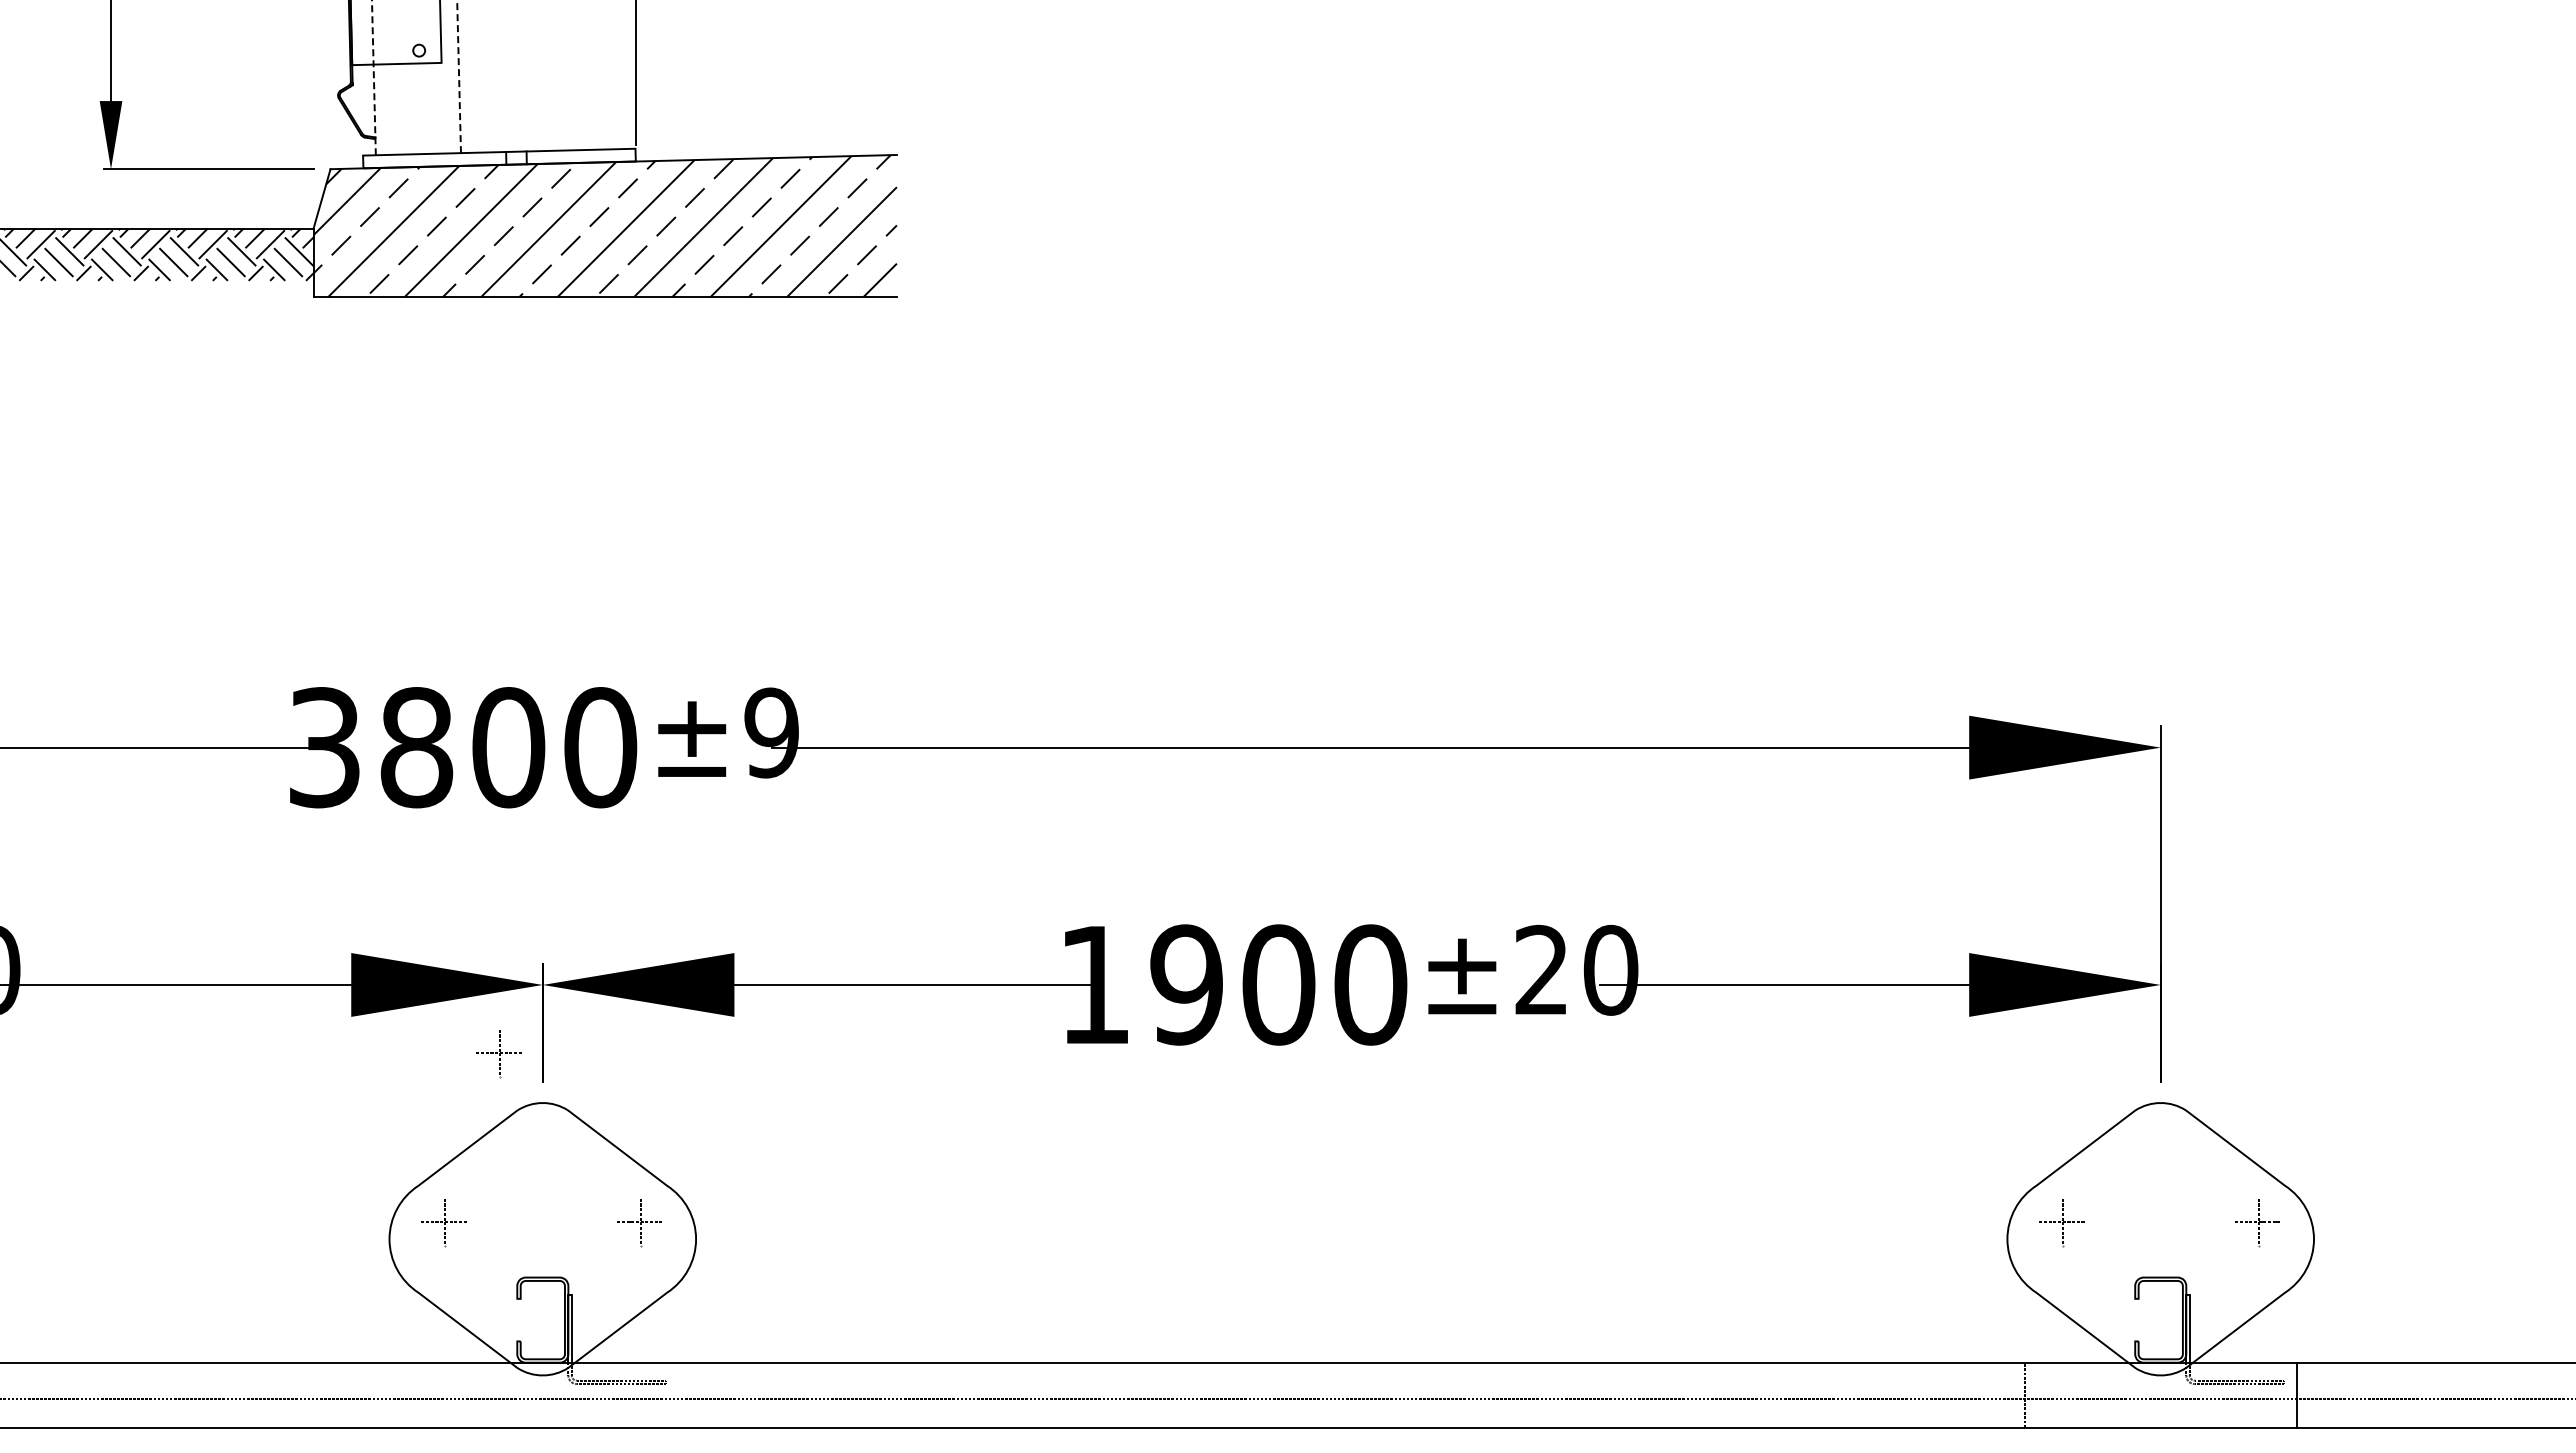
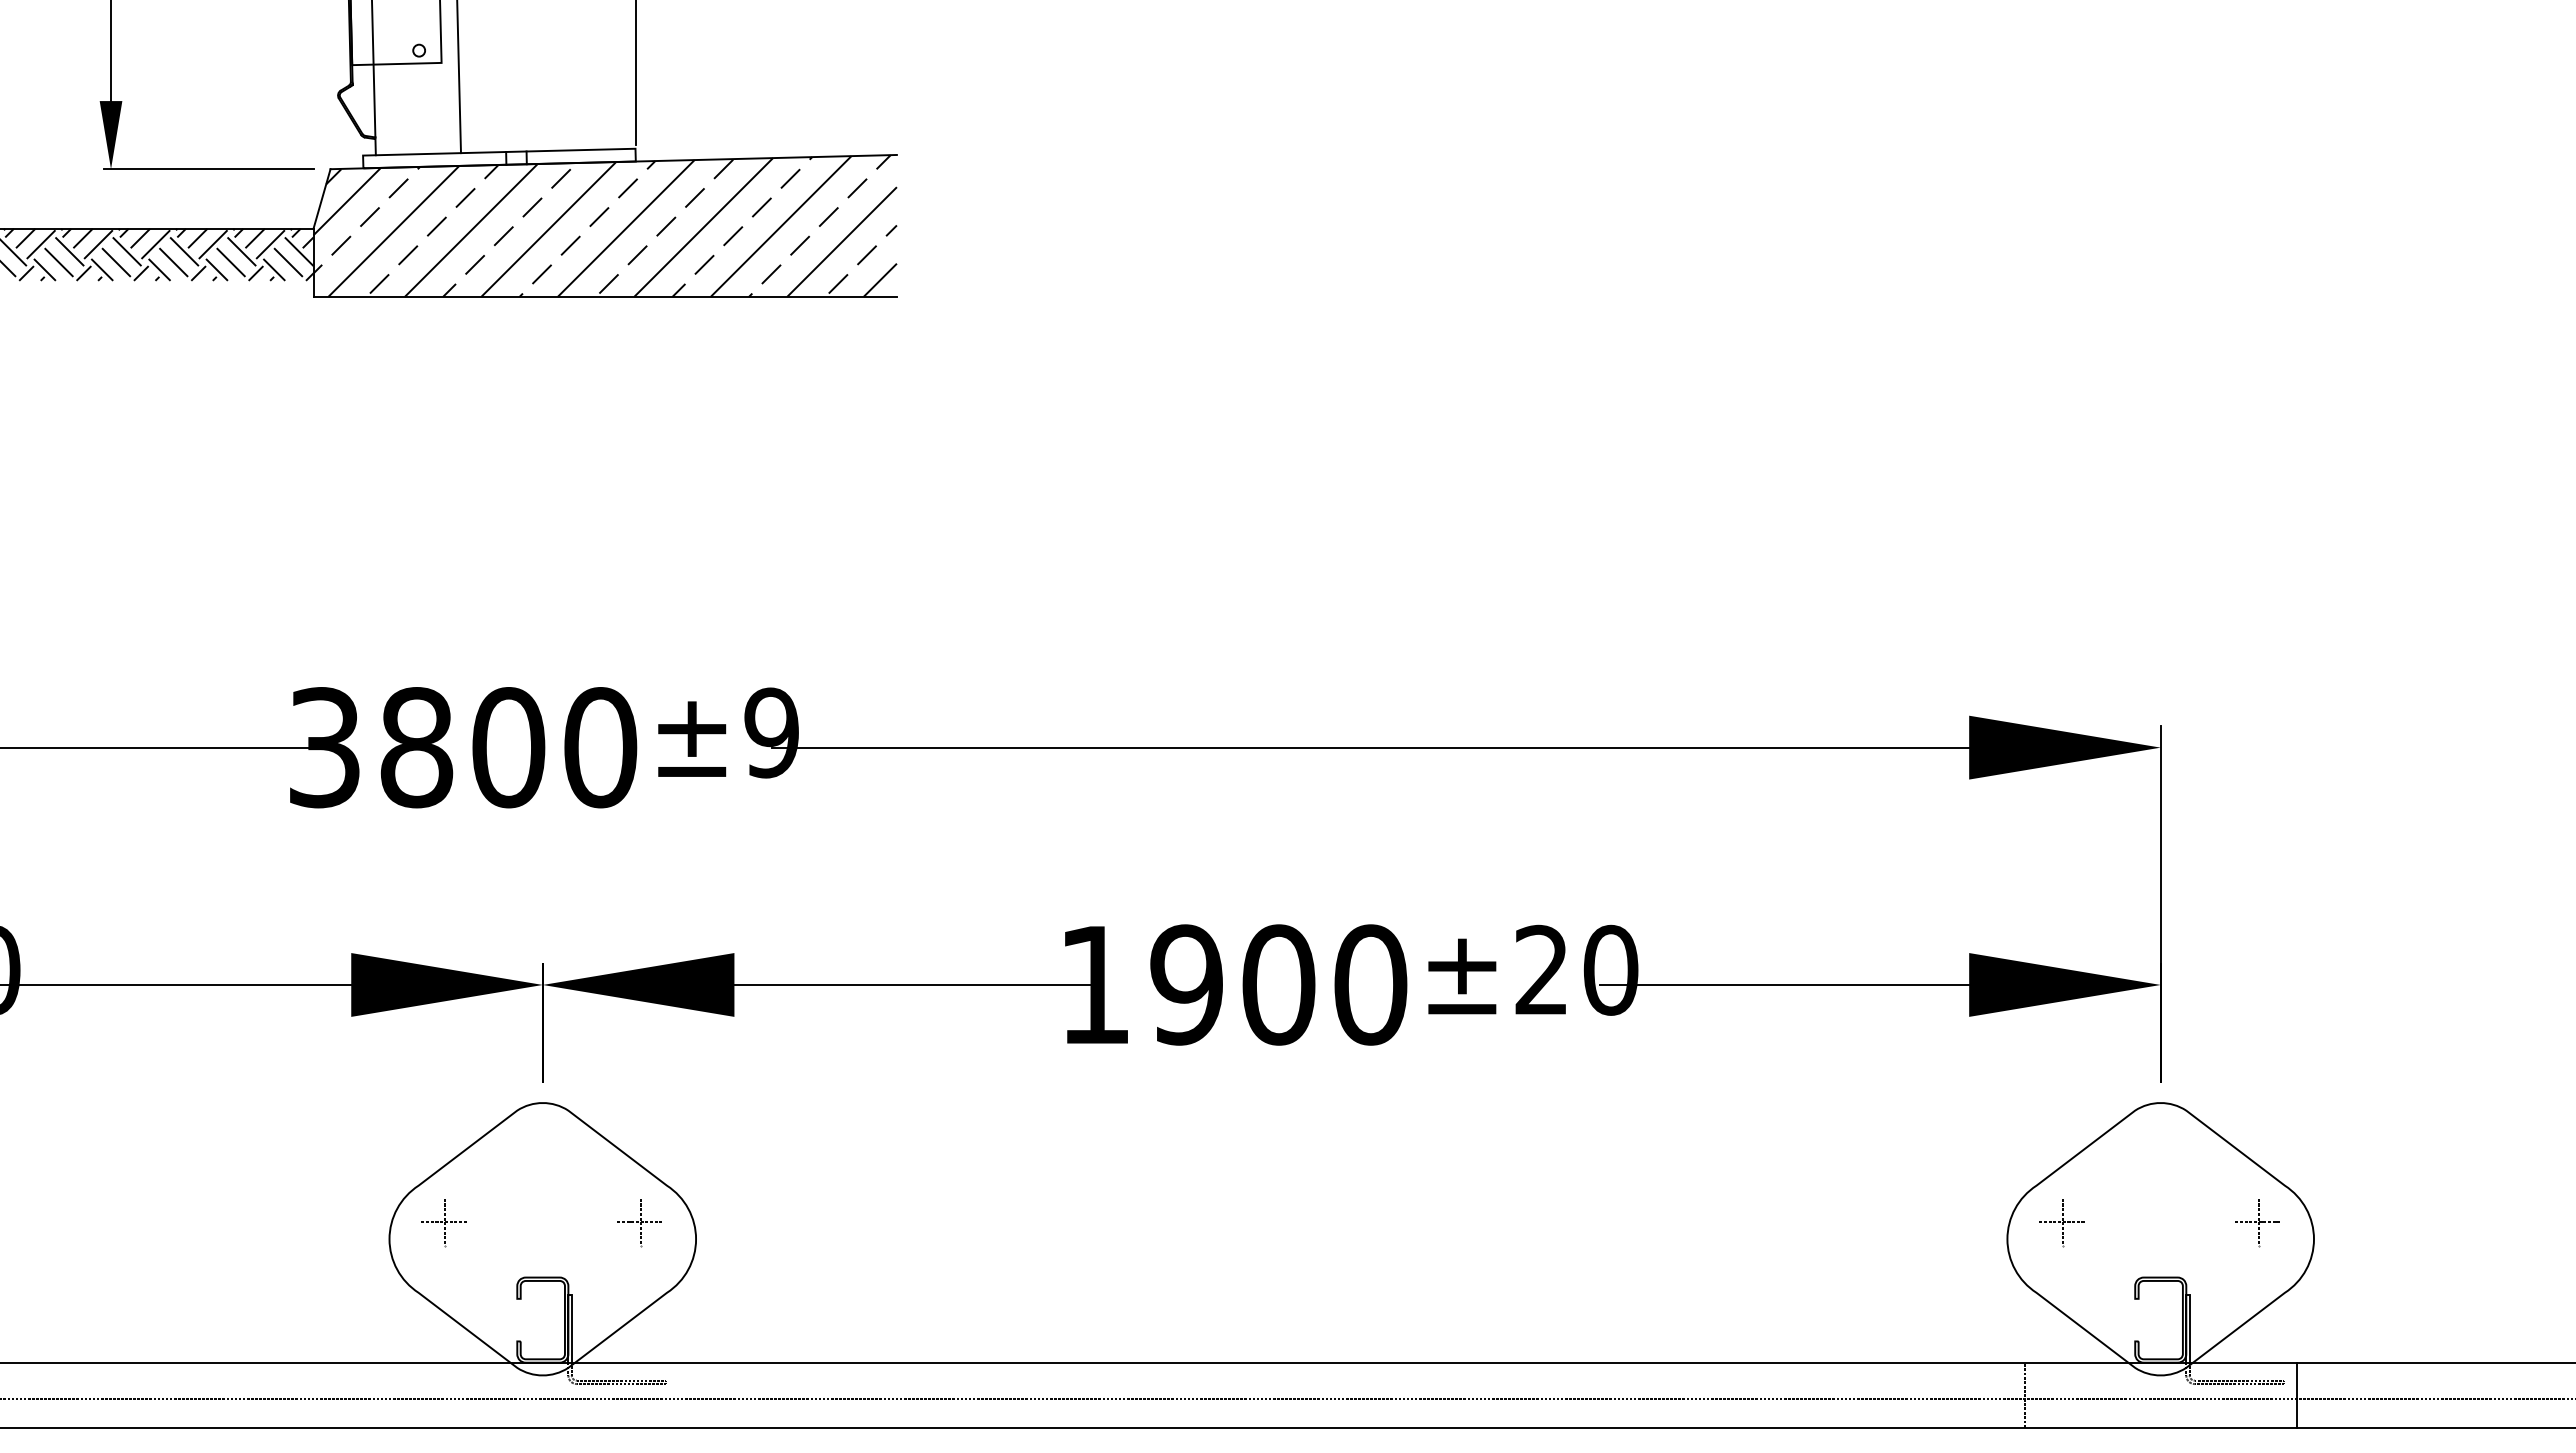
line: dashed -> solid (459, 76)
line: dashed -> solid (373, 77)
part: present -> none (498, 1054)
